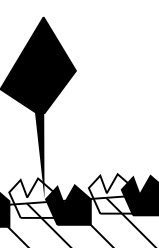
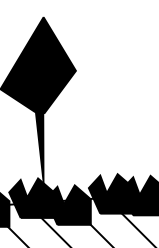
fill: none -> present (110, 193)
fill: none -> present (31, 197)
